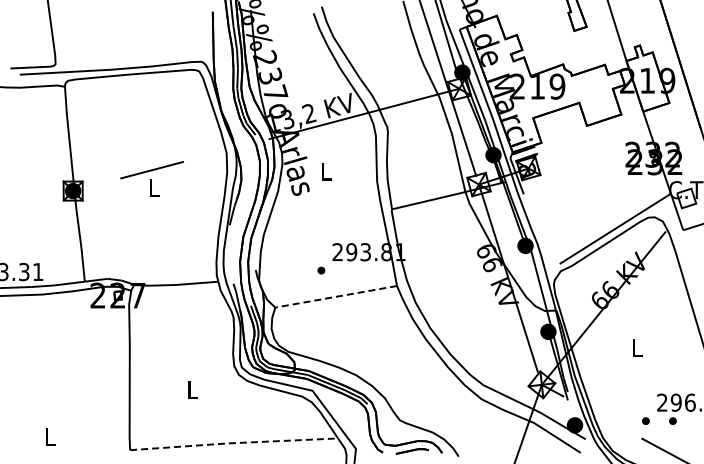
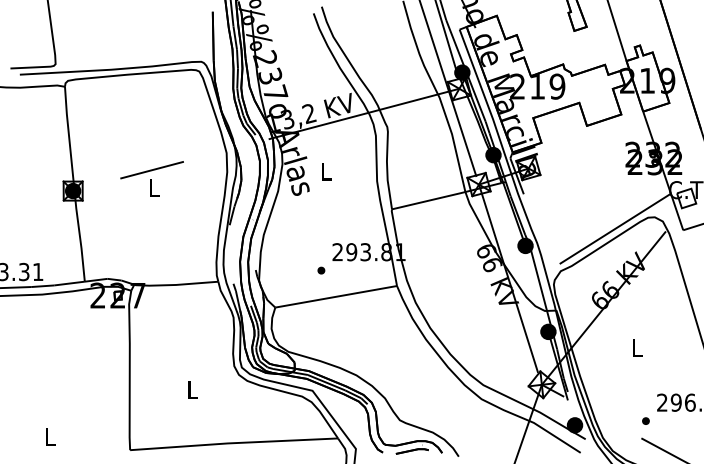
line: dashed -> solid (336, 296)
part: present -> none (672, 420)
line: dashed -> solid (233, 443)
